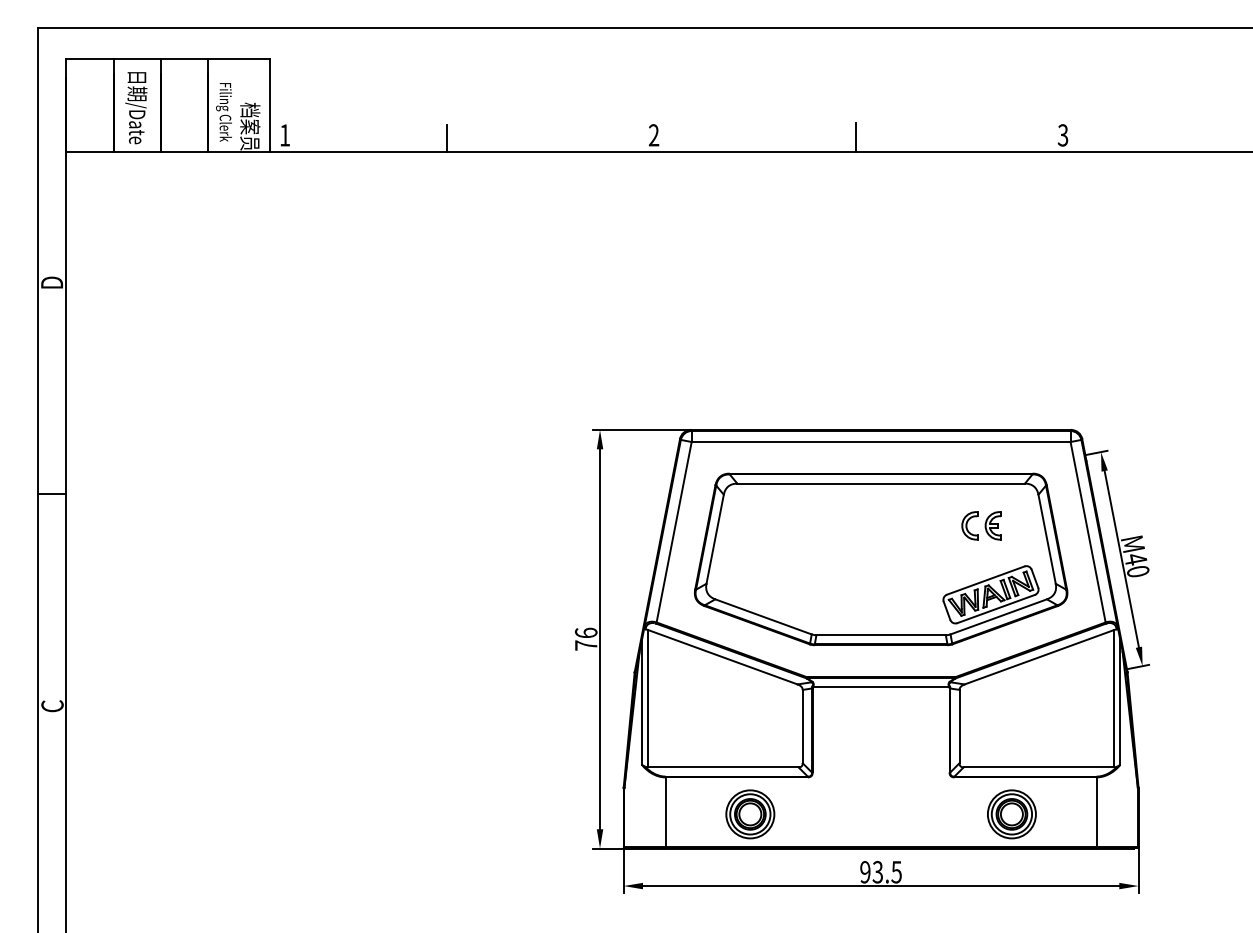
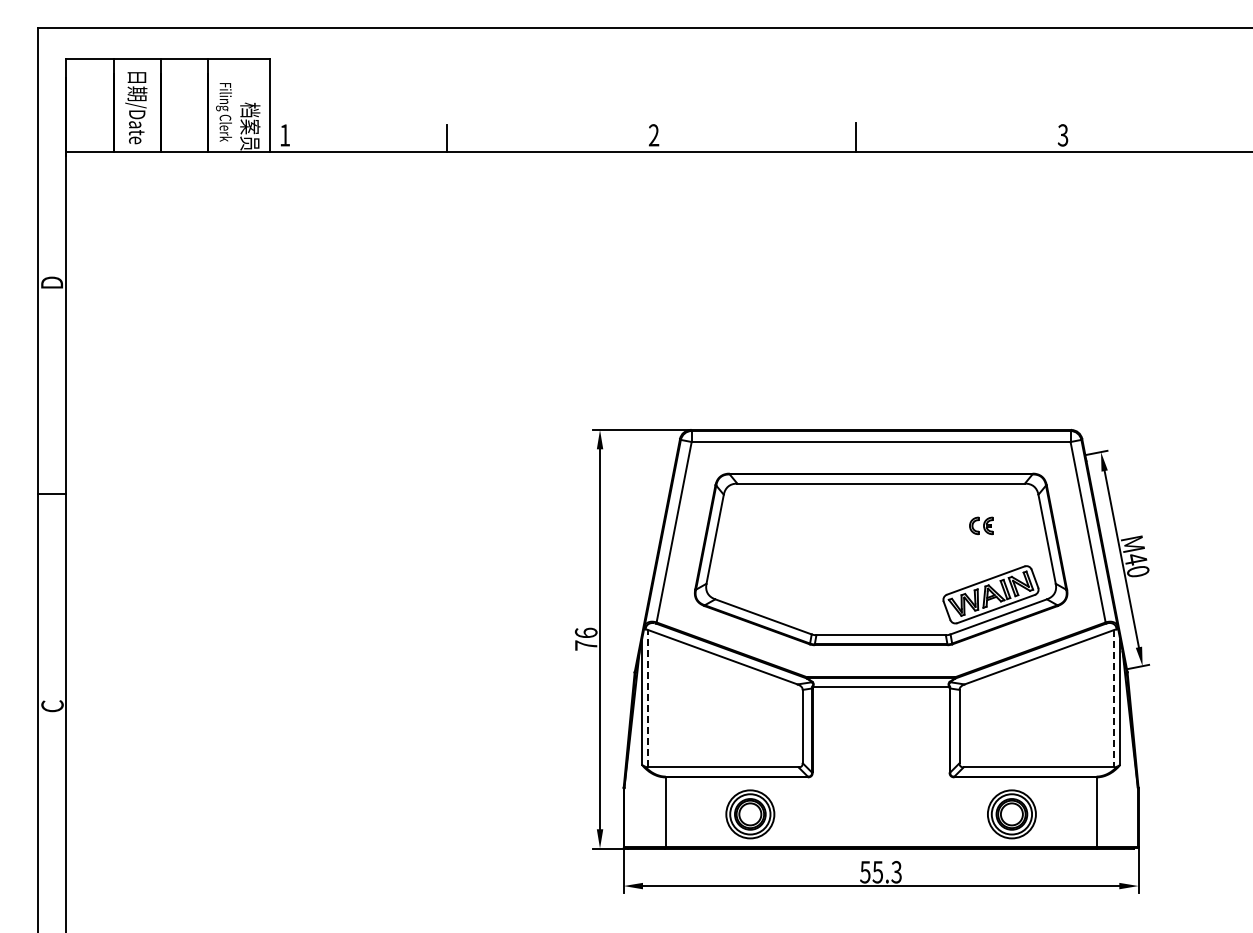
part size: 41x30 px -> 25x20 px (981, 525)
line: solid -> dashed (648, 698)
line: solid -> dashed (1114, 698)
text: 93.5 -> 55.3 (880, 871)
